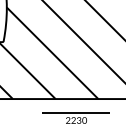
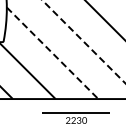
line: solid -> dashed (83, 41)
line: solid -> dashed (52, 53)
